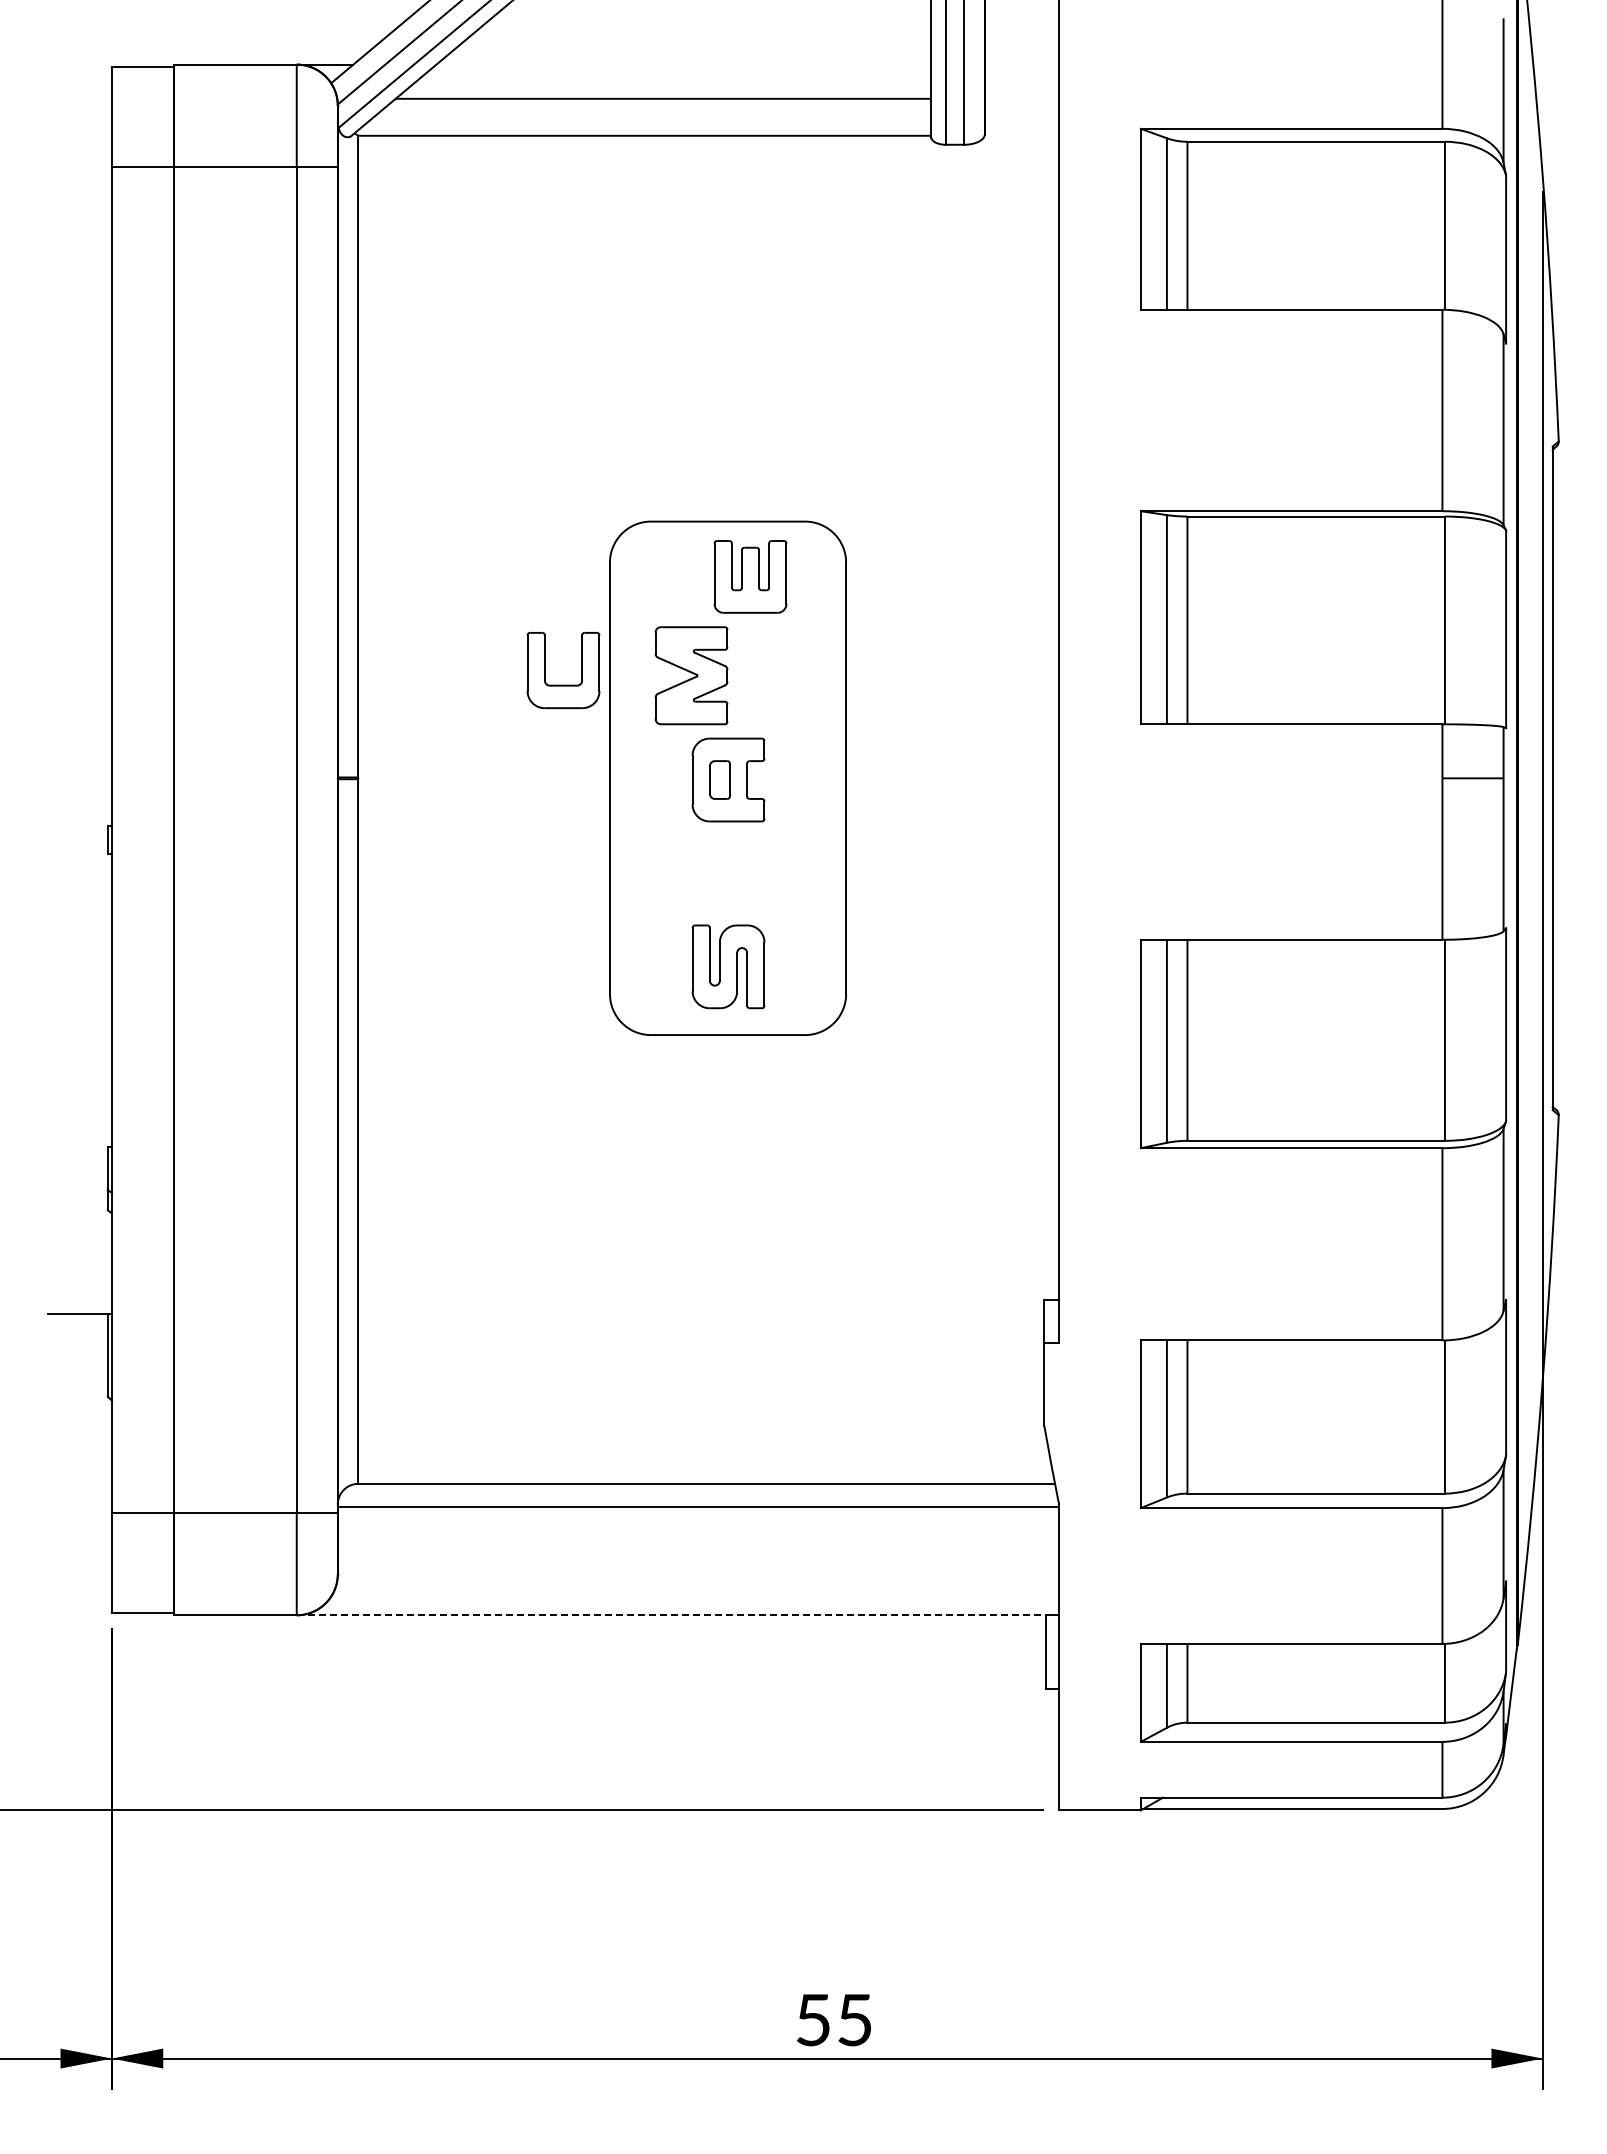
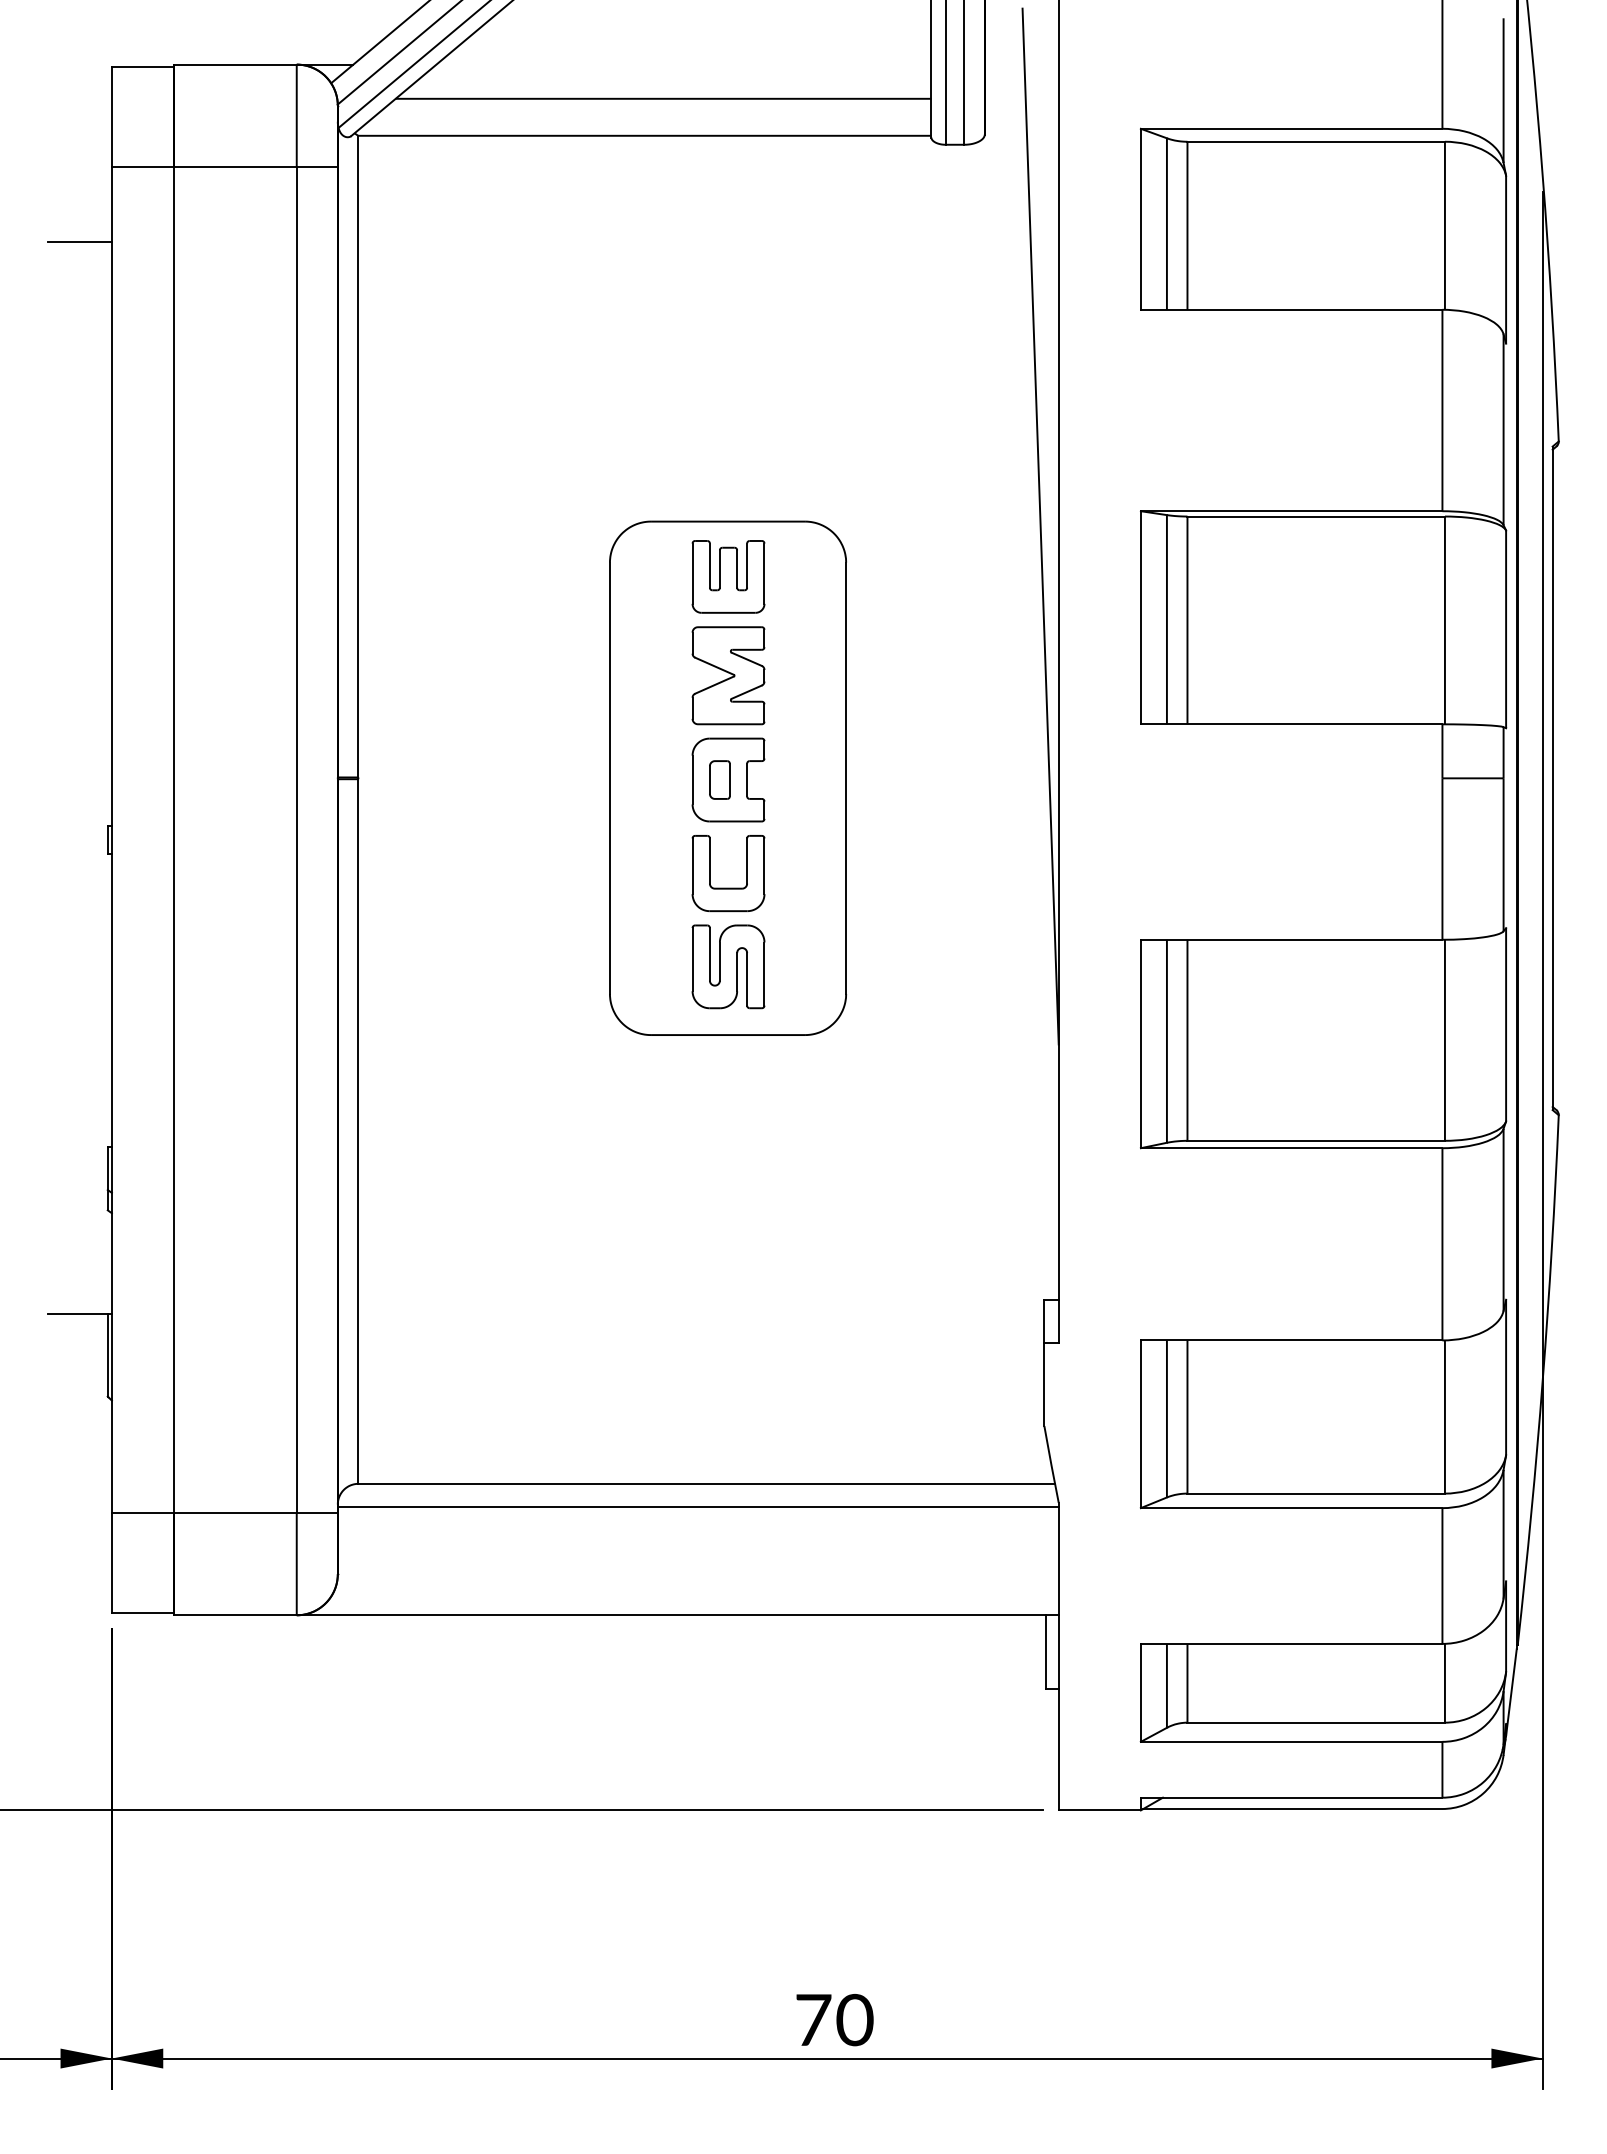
line: none -> present (79, 242)
line: none -> present (1040, 526)
part position: (750, 576) -> (728, 576) (728, 576)
part position: (691, 675) -> (728, 675) (728, 675)
part position: (563, 684) -> (728, 887) (728, 887)
line: dashed -> solid (671, 1615)
text: 55 -> 70 (834, 2019)
